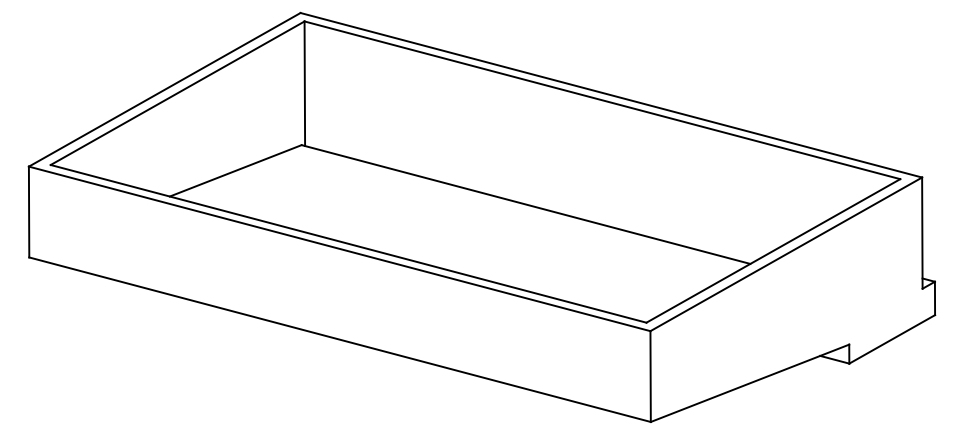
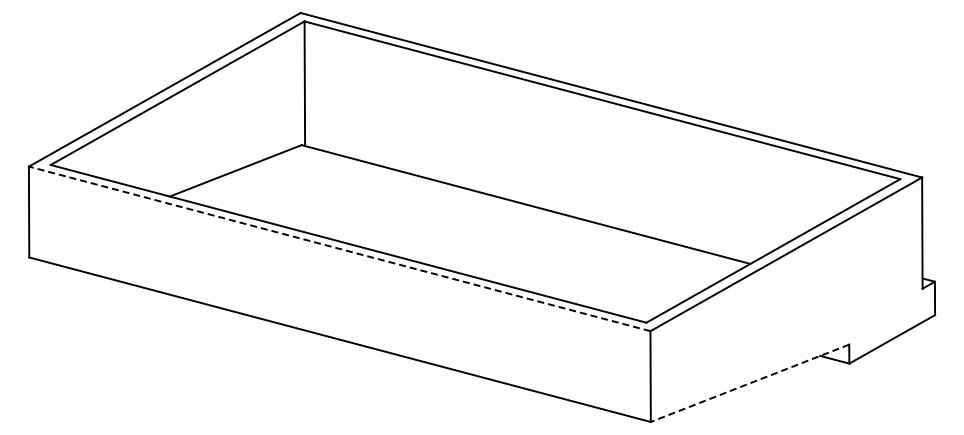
line: solid -> dashed (339, 248)
line: solid -> dashed (749, 383)
